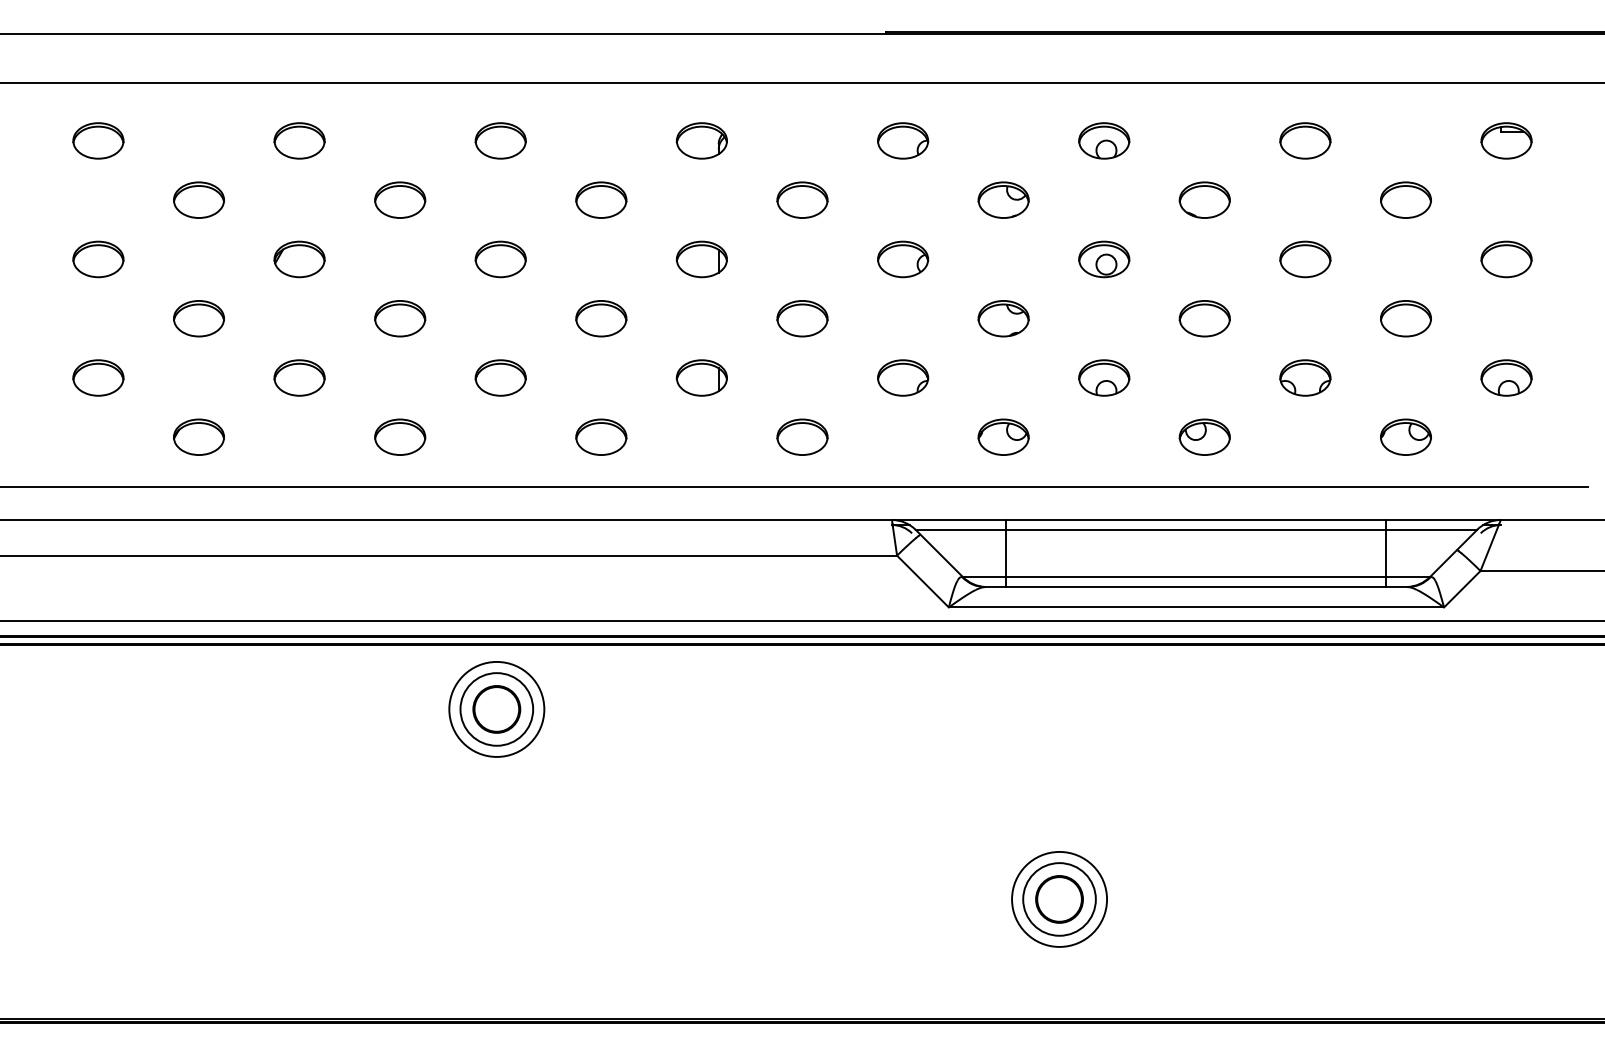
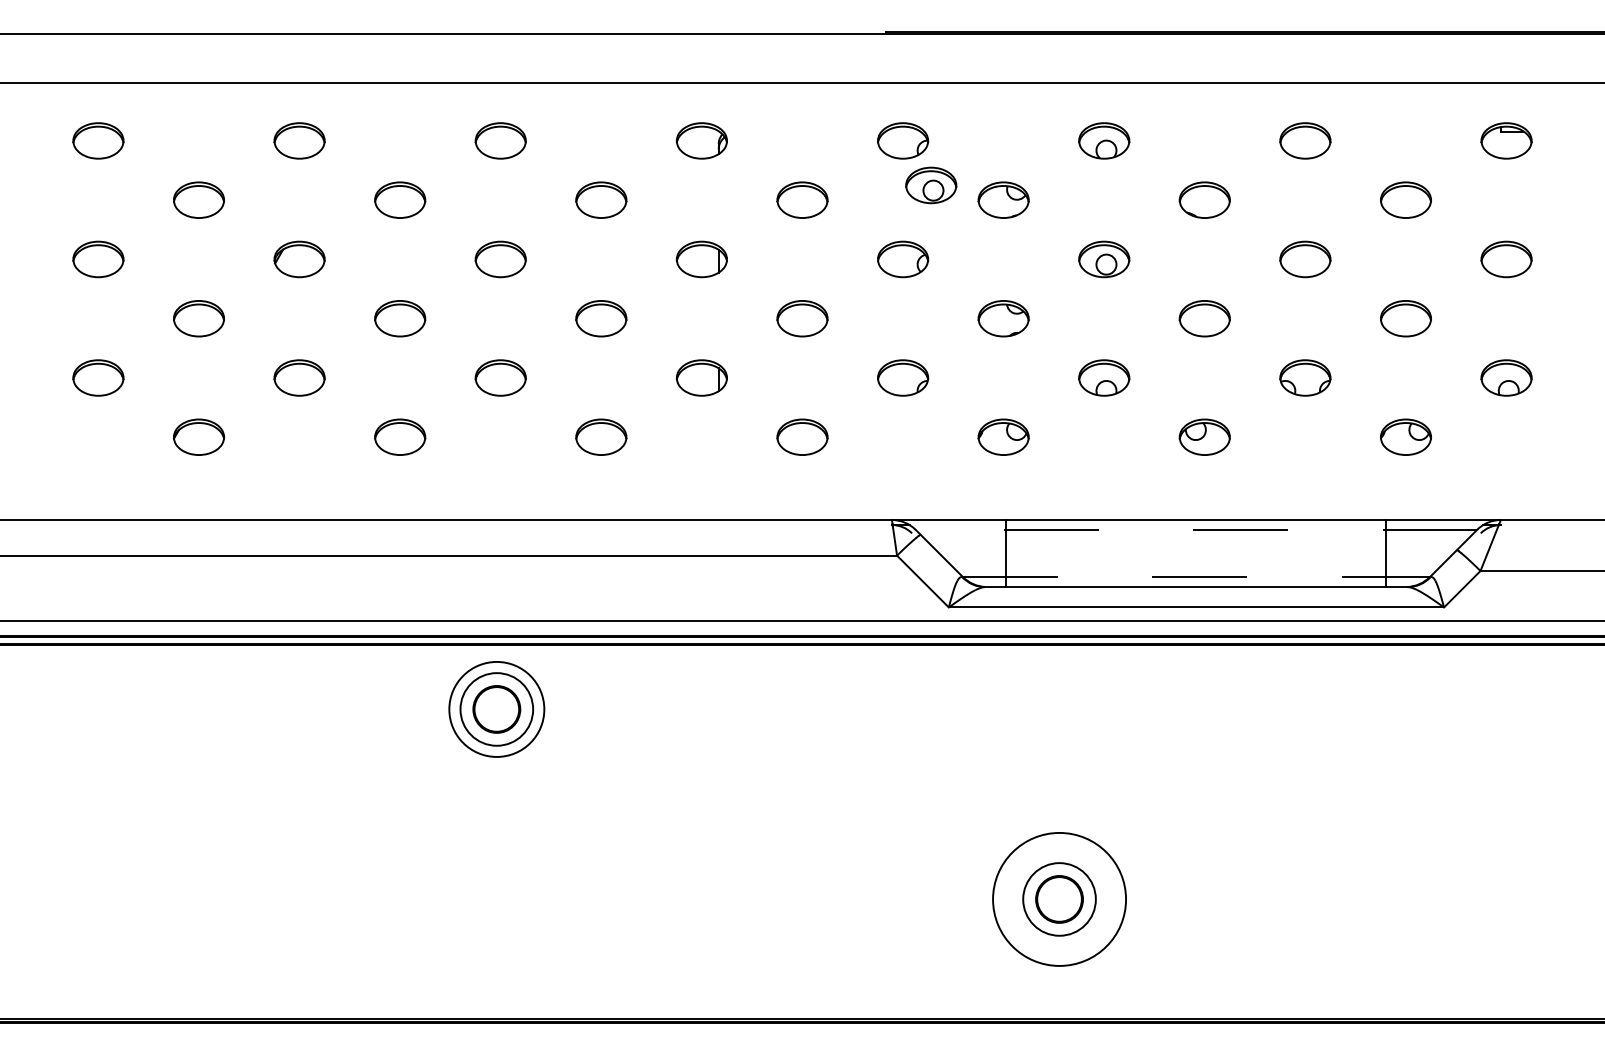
part: none -> present (931, 185)
line: present -> none (794, 487)
line: solid -> dashed (1196, 529)
line: solid -> dashed (1196, 577)
circle diameter: 95 px -> 133 px (1059, 898)
